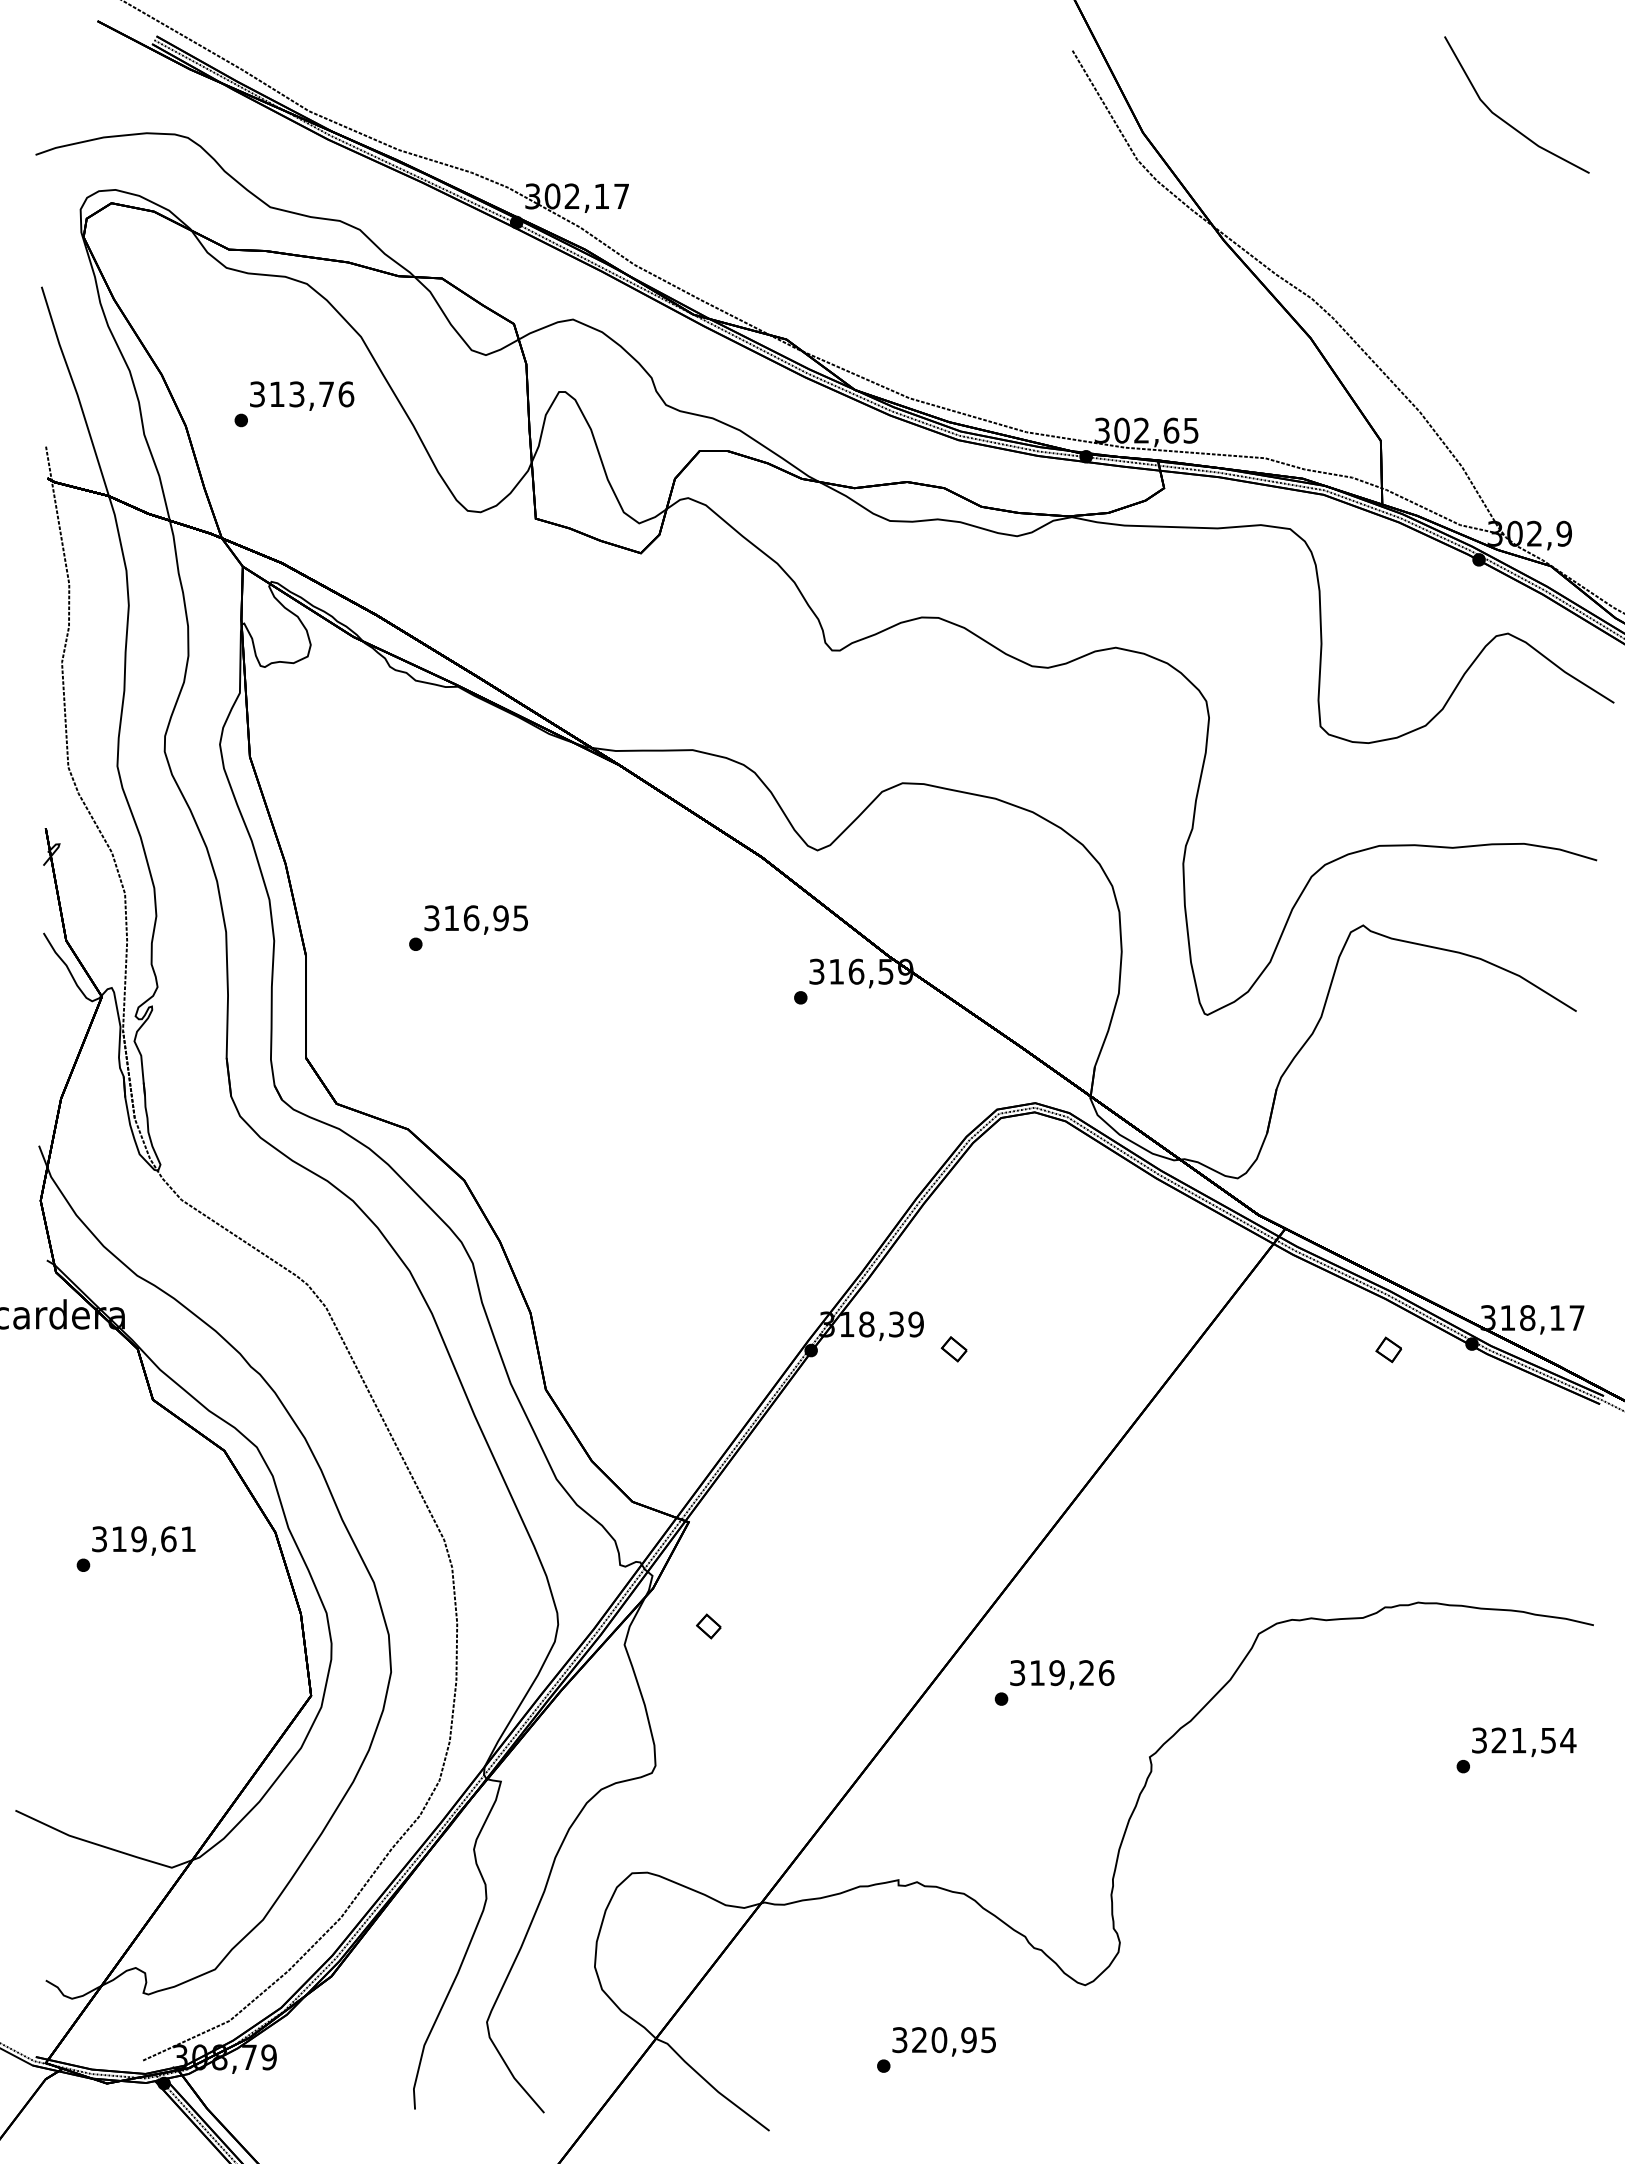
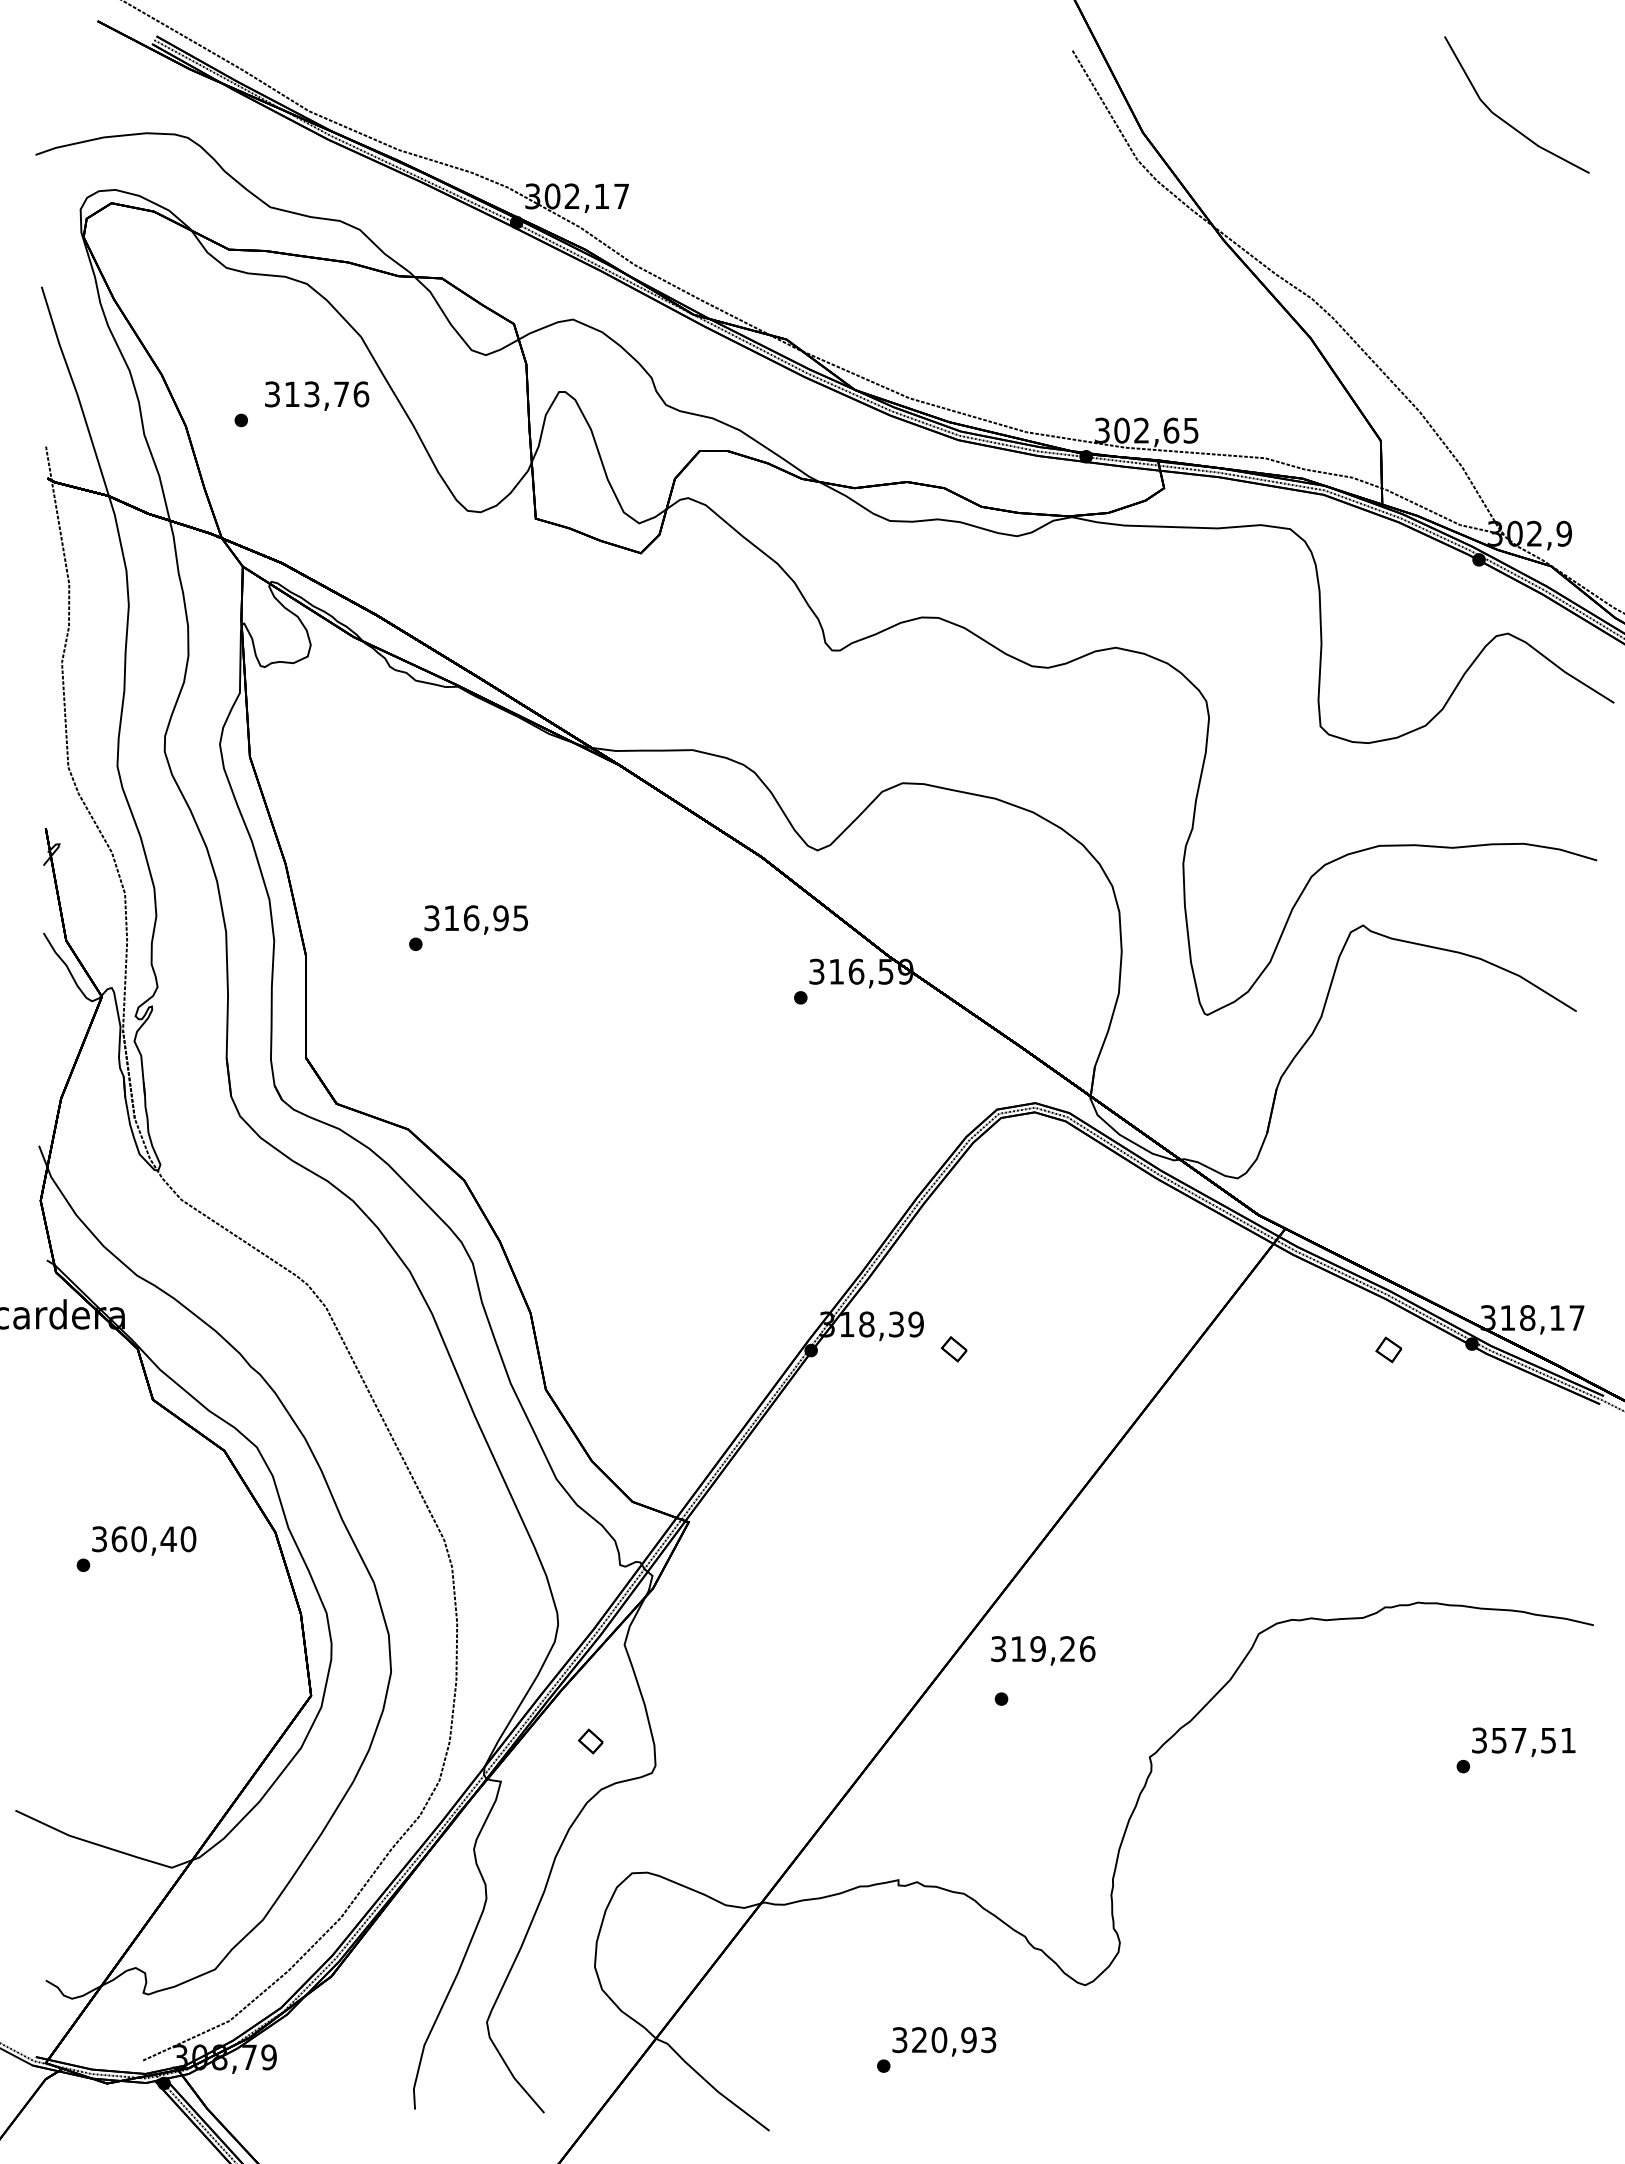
text position: (302, 395) -> (317, 395) (317, 395)
text: 319,61 -> 360,40 (153, 1539)
part position: (708, 1626) -> (590, 1741) (590, 1741)
text position: (1062, 1674) -> (1043, 1650) (1043, 1650)
text: 321,54 -> 357,51 (1533, 1740)
text: 320,95 -> 320,93 (989, 2039)
